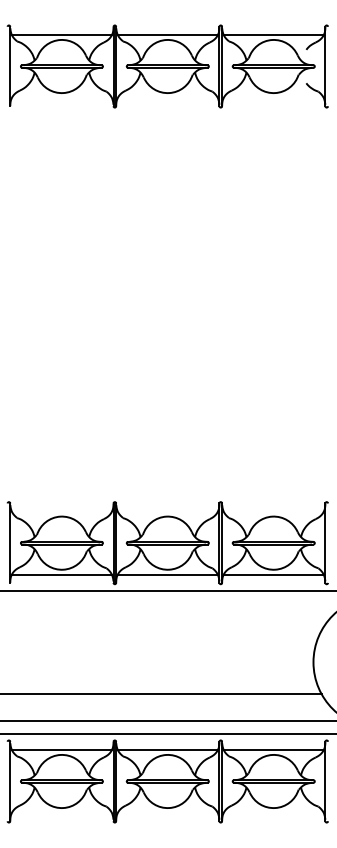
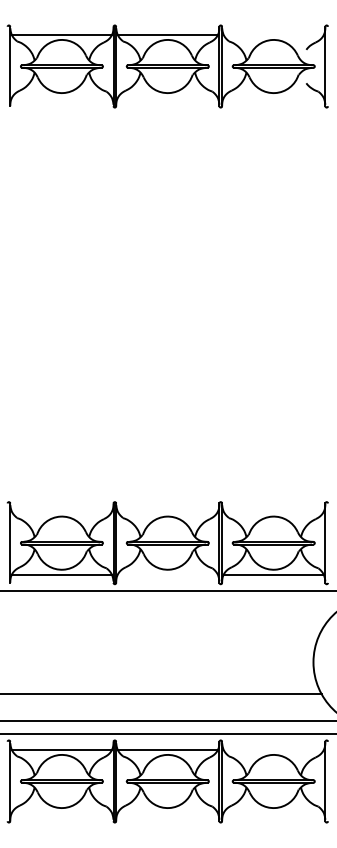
line: present -> none (273, 34)
line: present -> none (167, 574)
line: present -> none (273, 749)
